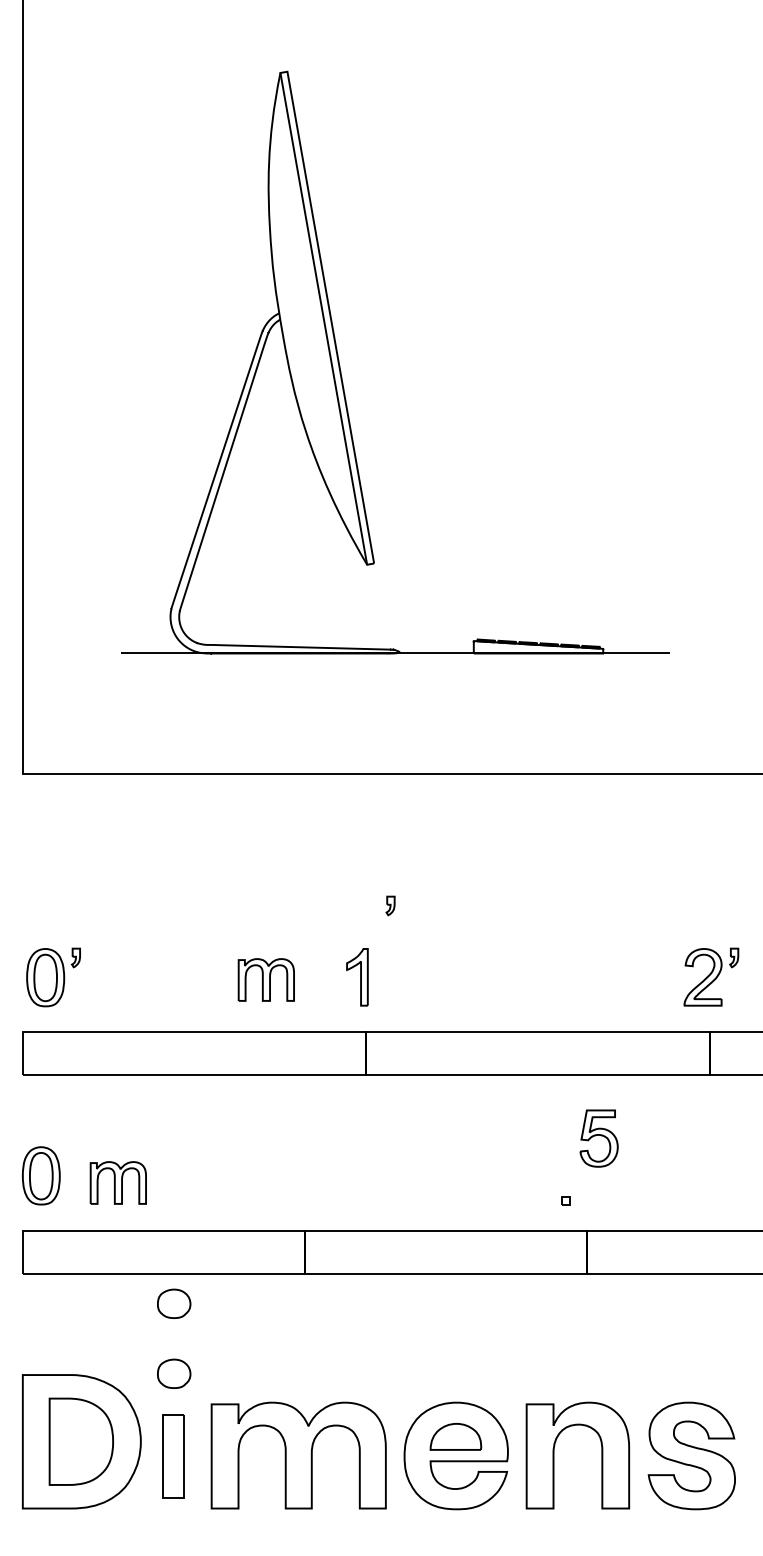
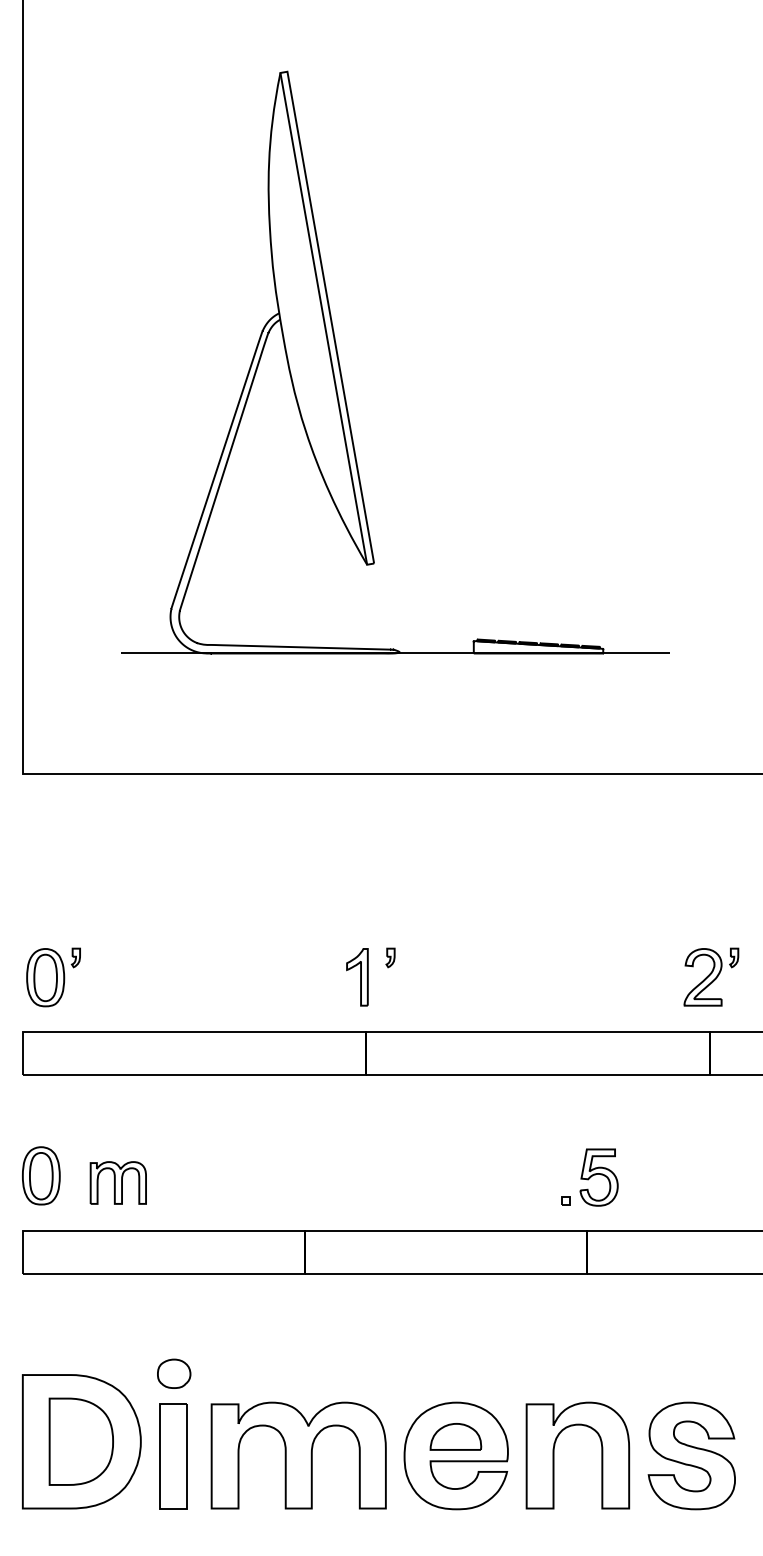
part position: (390, 905) -> (390, 957) (390, 957)
part: present -> none (265, 979)
part position: (598, 1138) -> (598, 1177) (598, 1177)
part: present -> none (174, 1303)
part size: 23x85 px -> 29x107 px (173, 1456)
